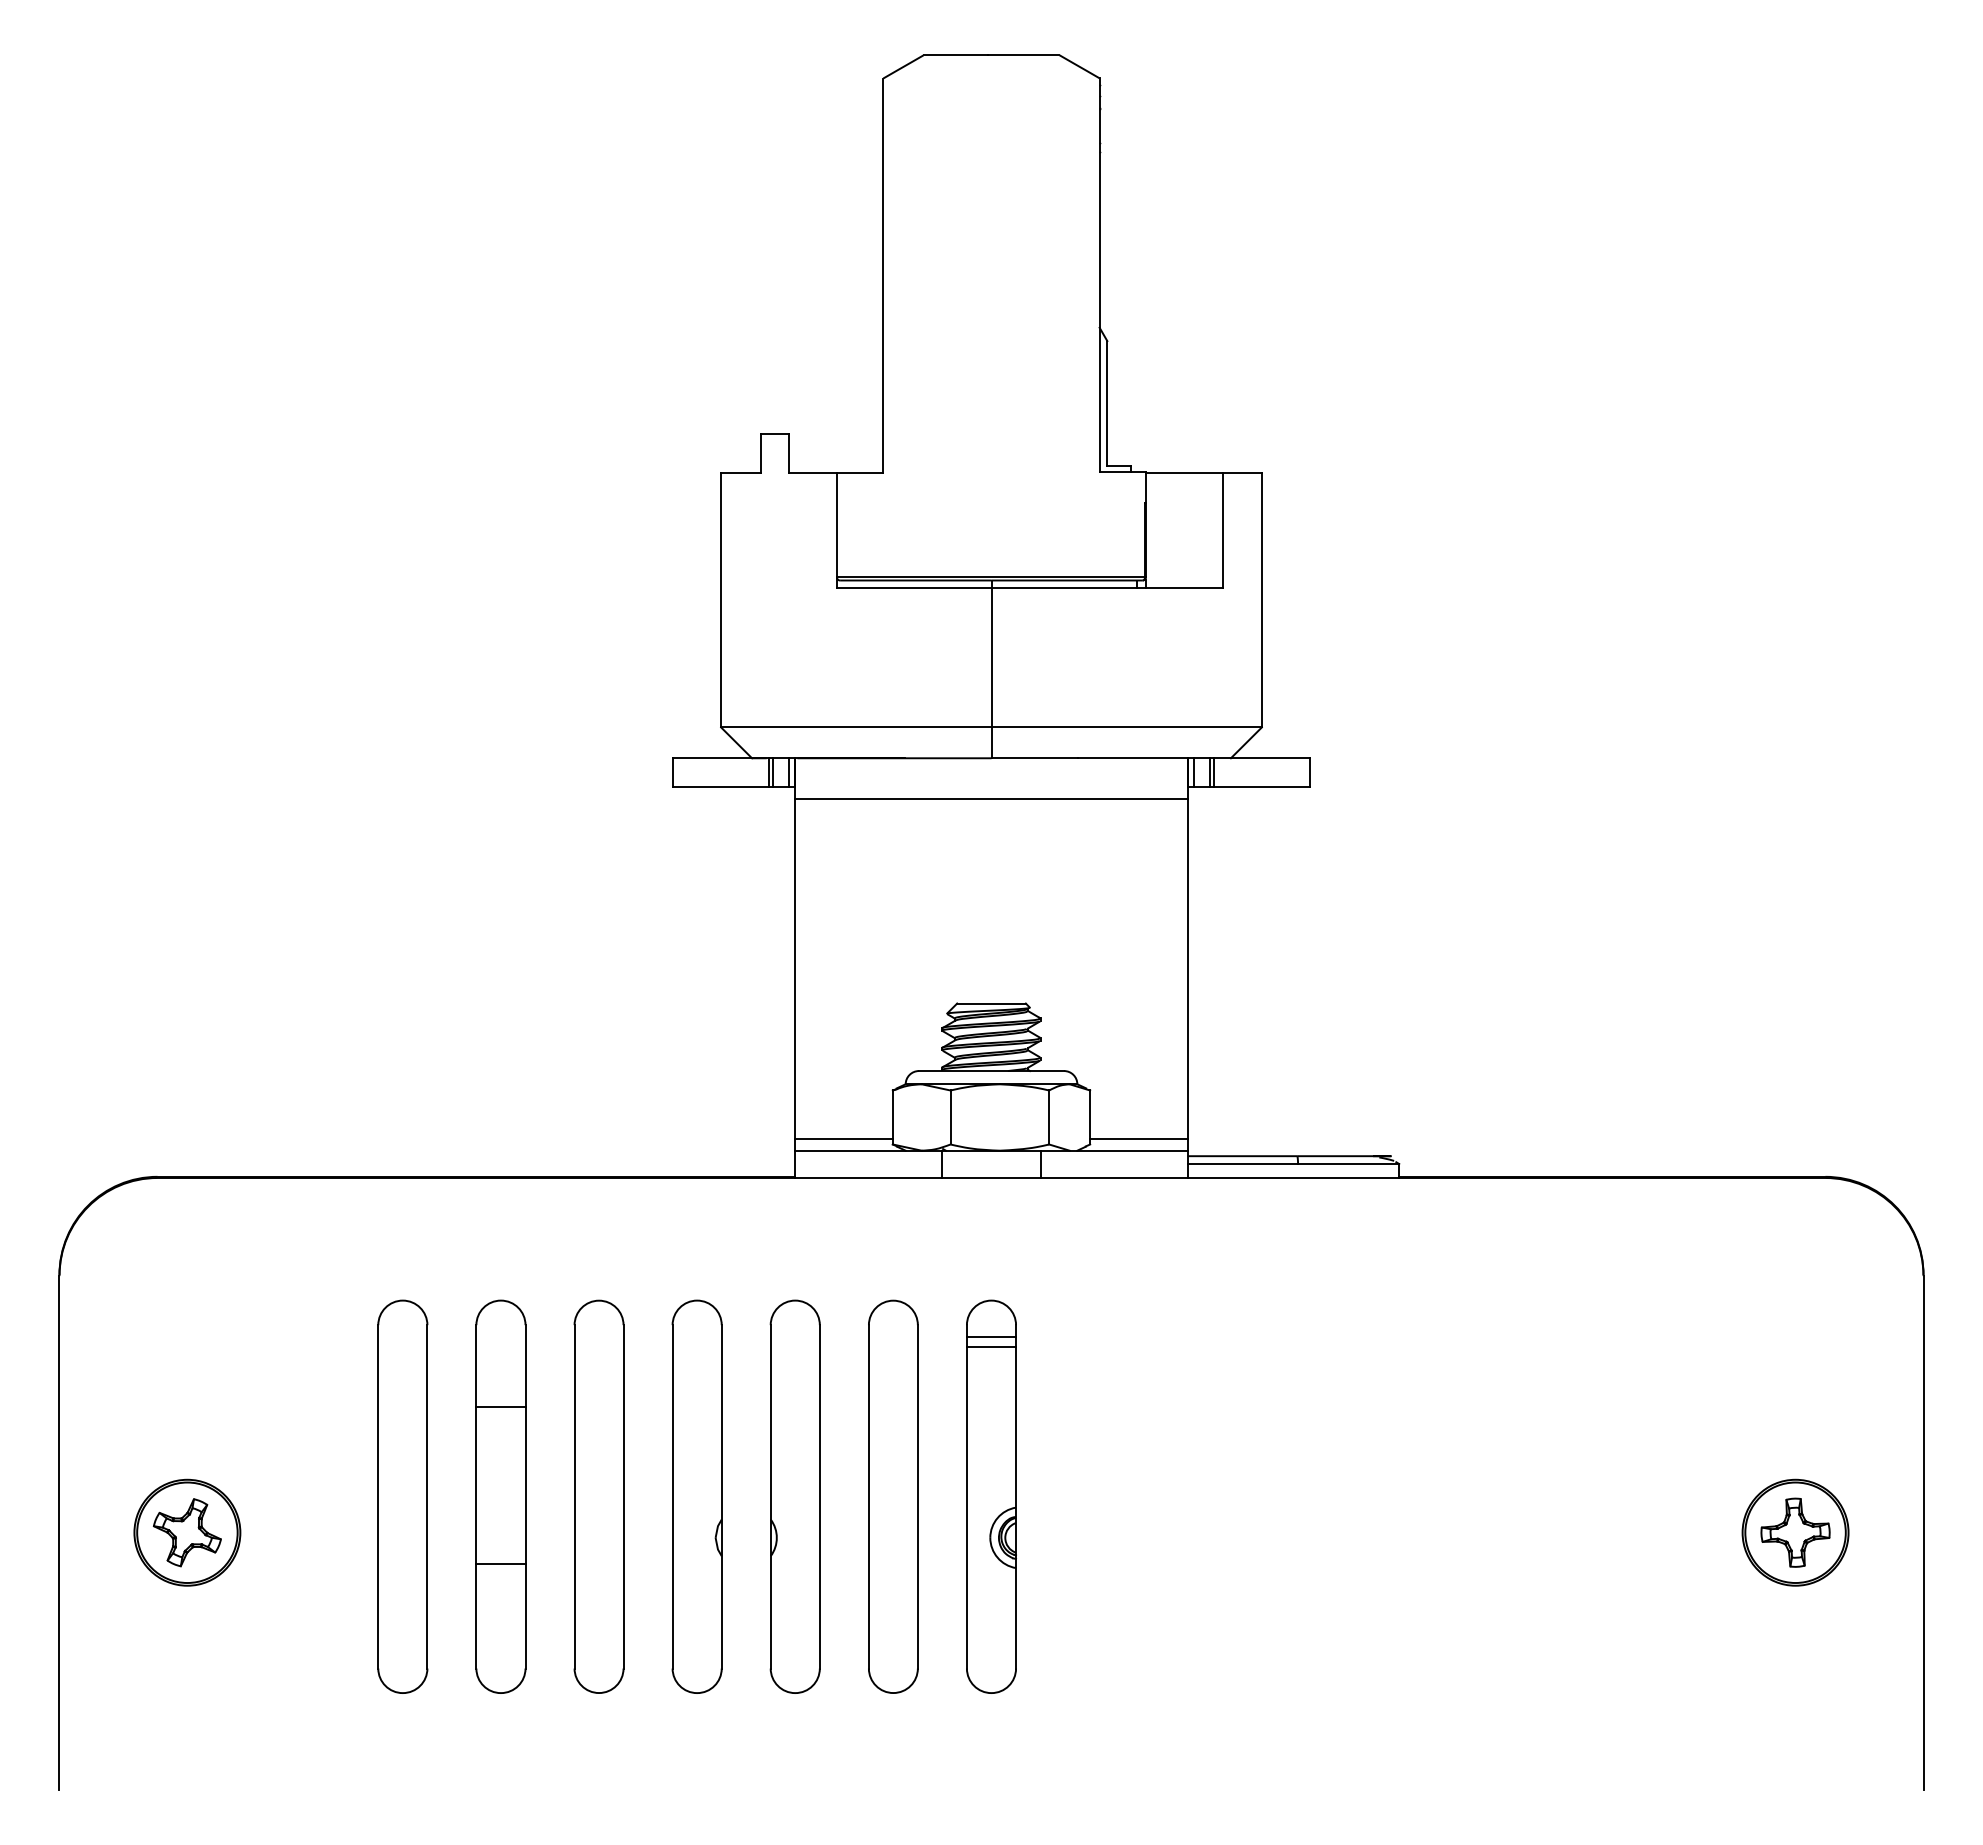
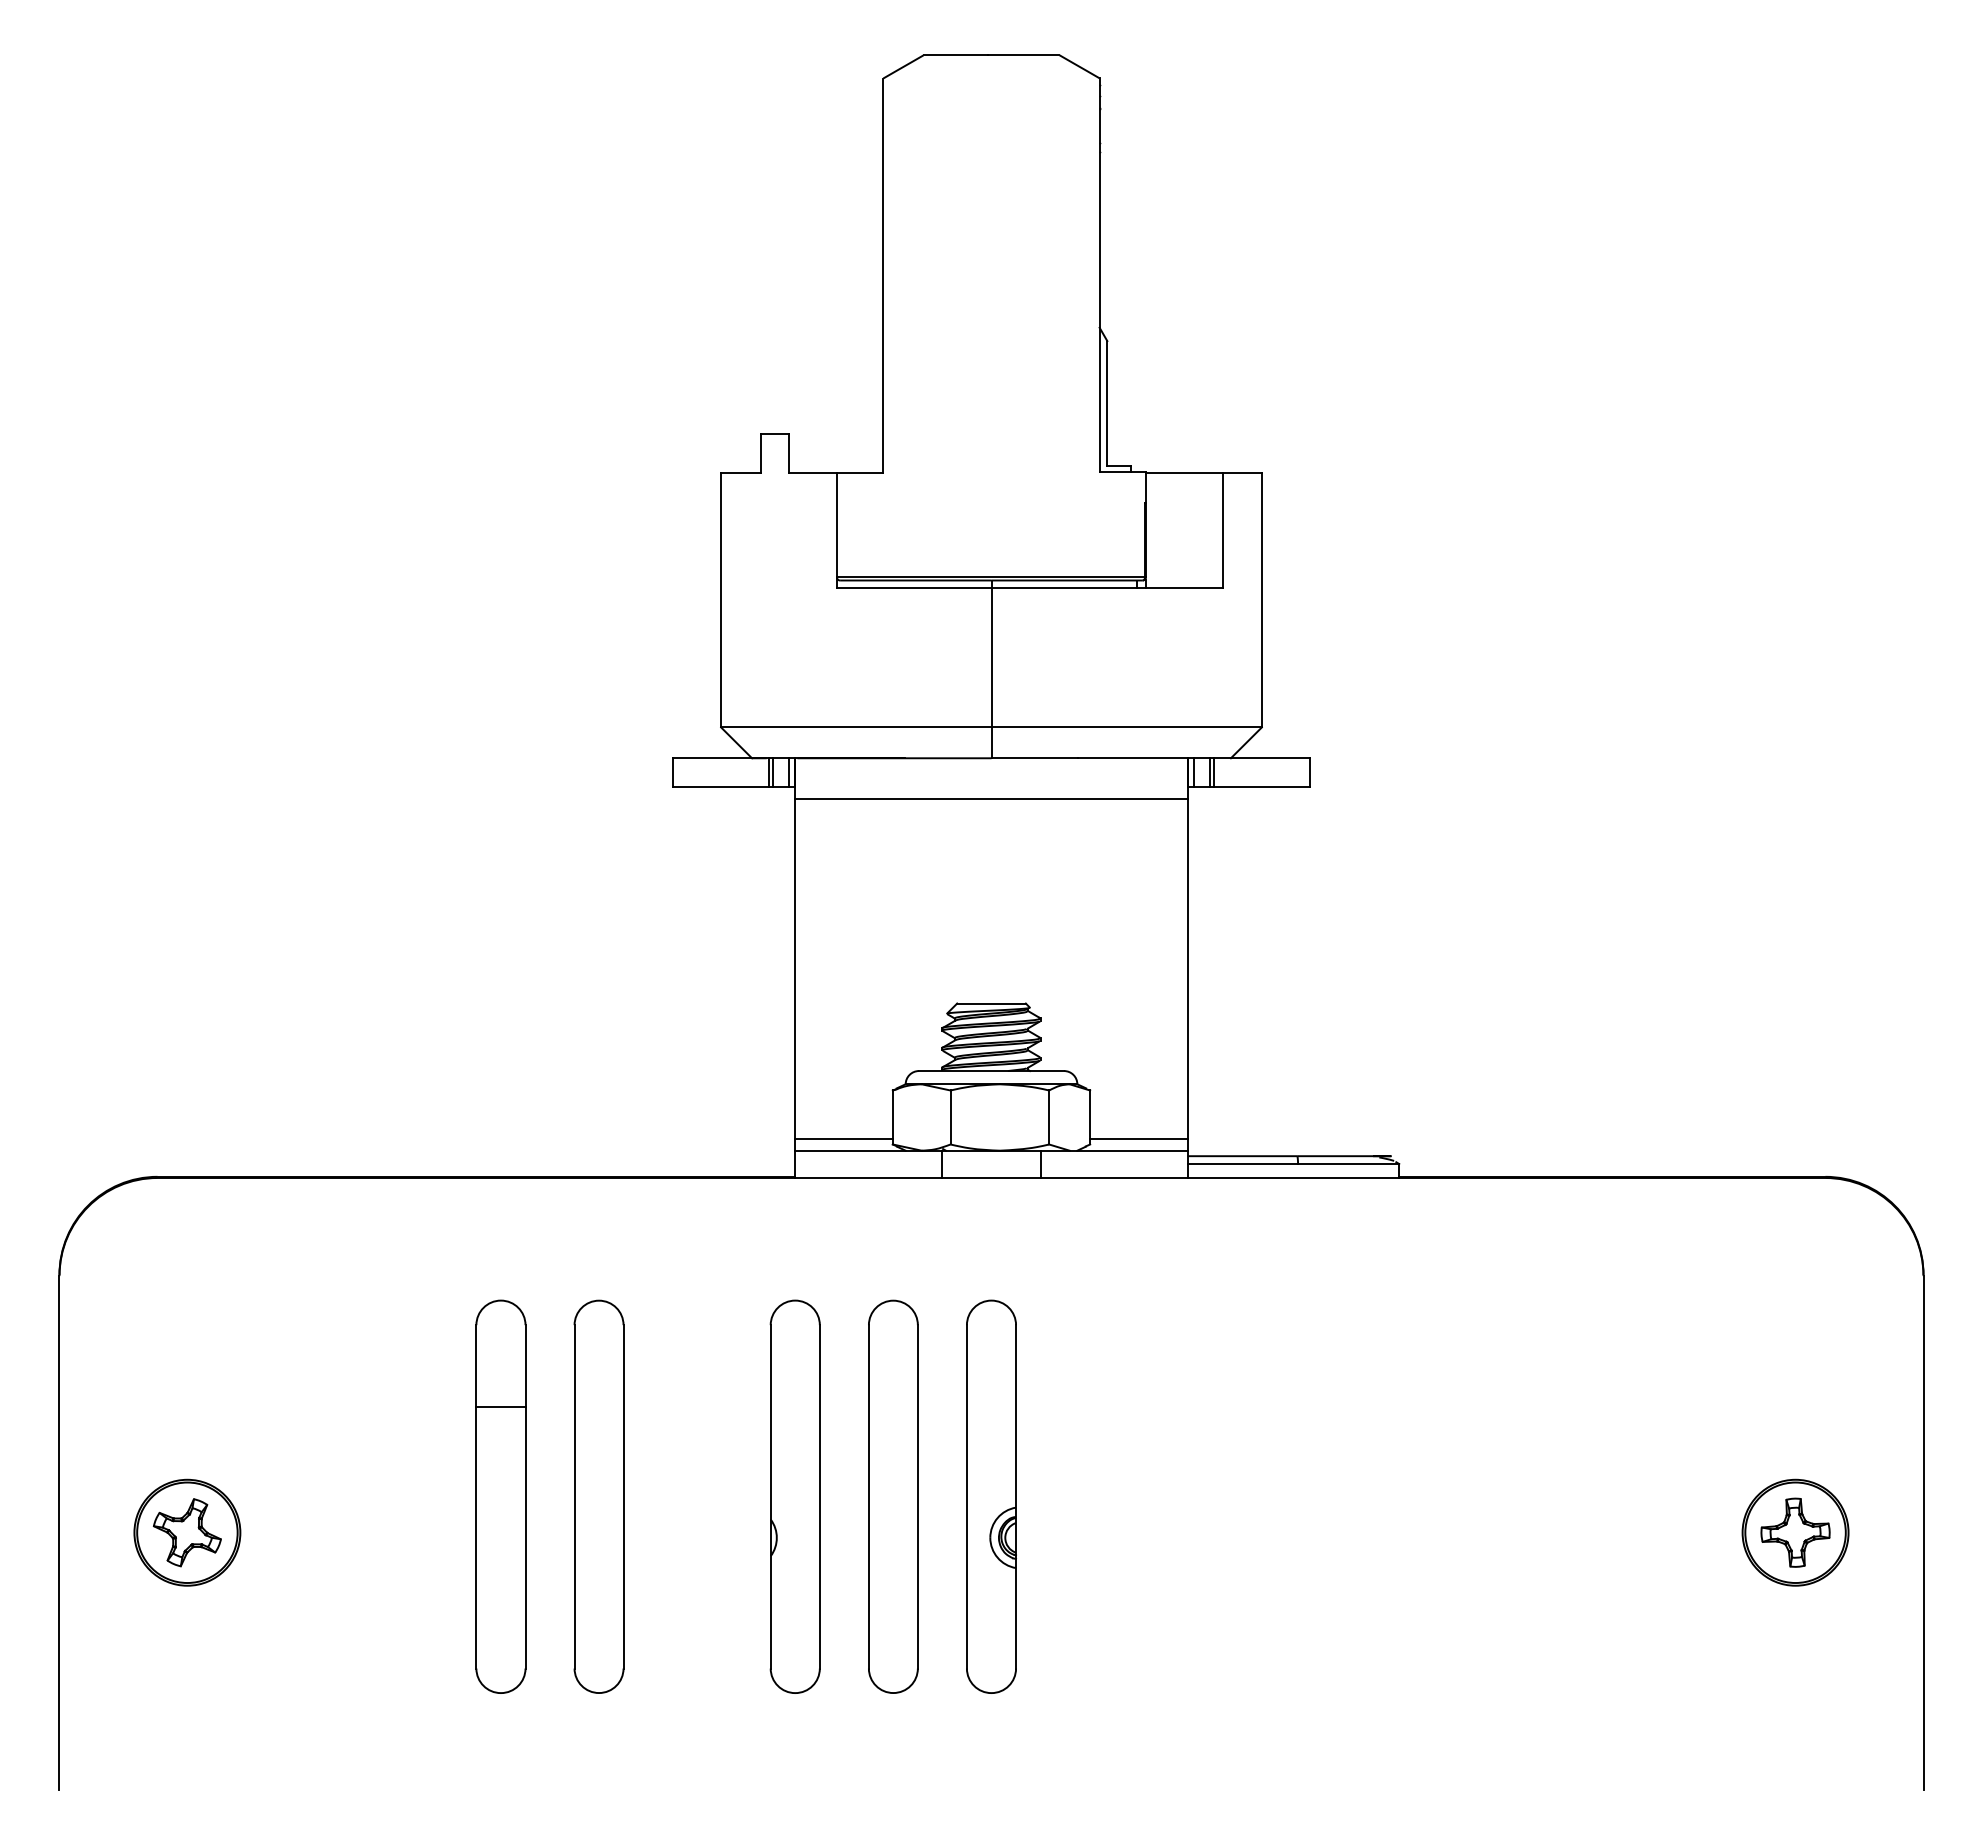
line: present -> none (991, 1337)
line: present -> none (991, 1346)
part: present -> none (402, 1496)
part: present -> none (696, 1496)
line: present -> none (500, 1564)
